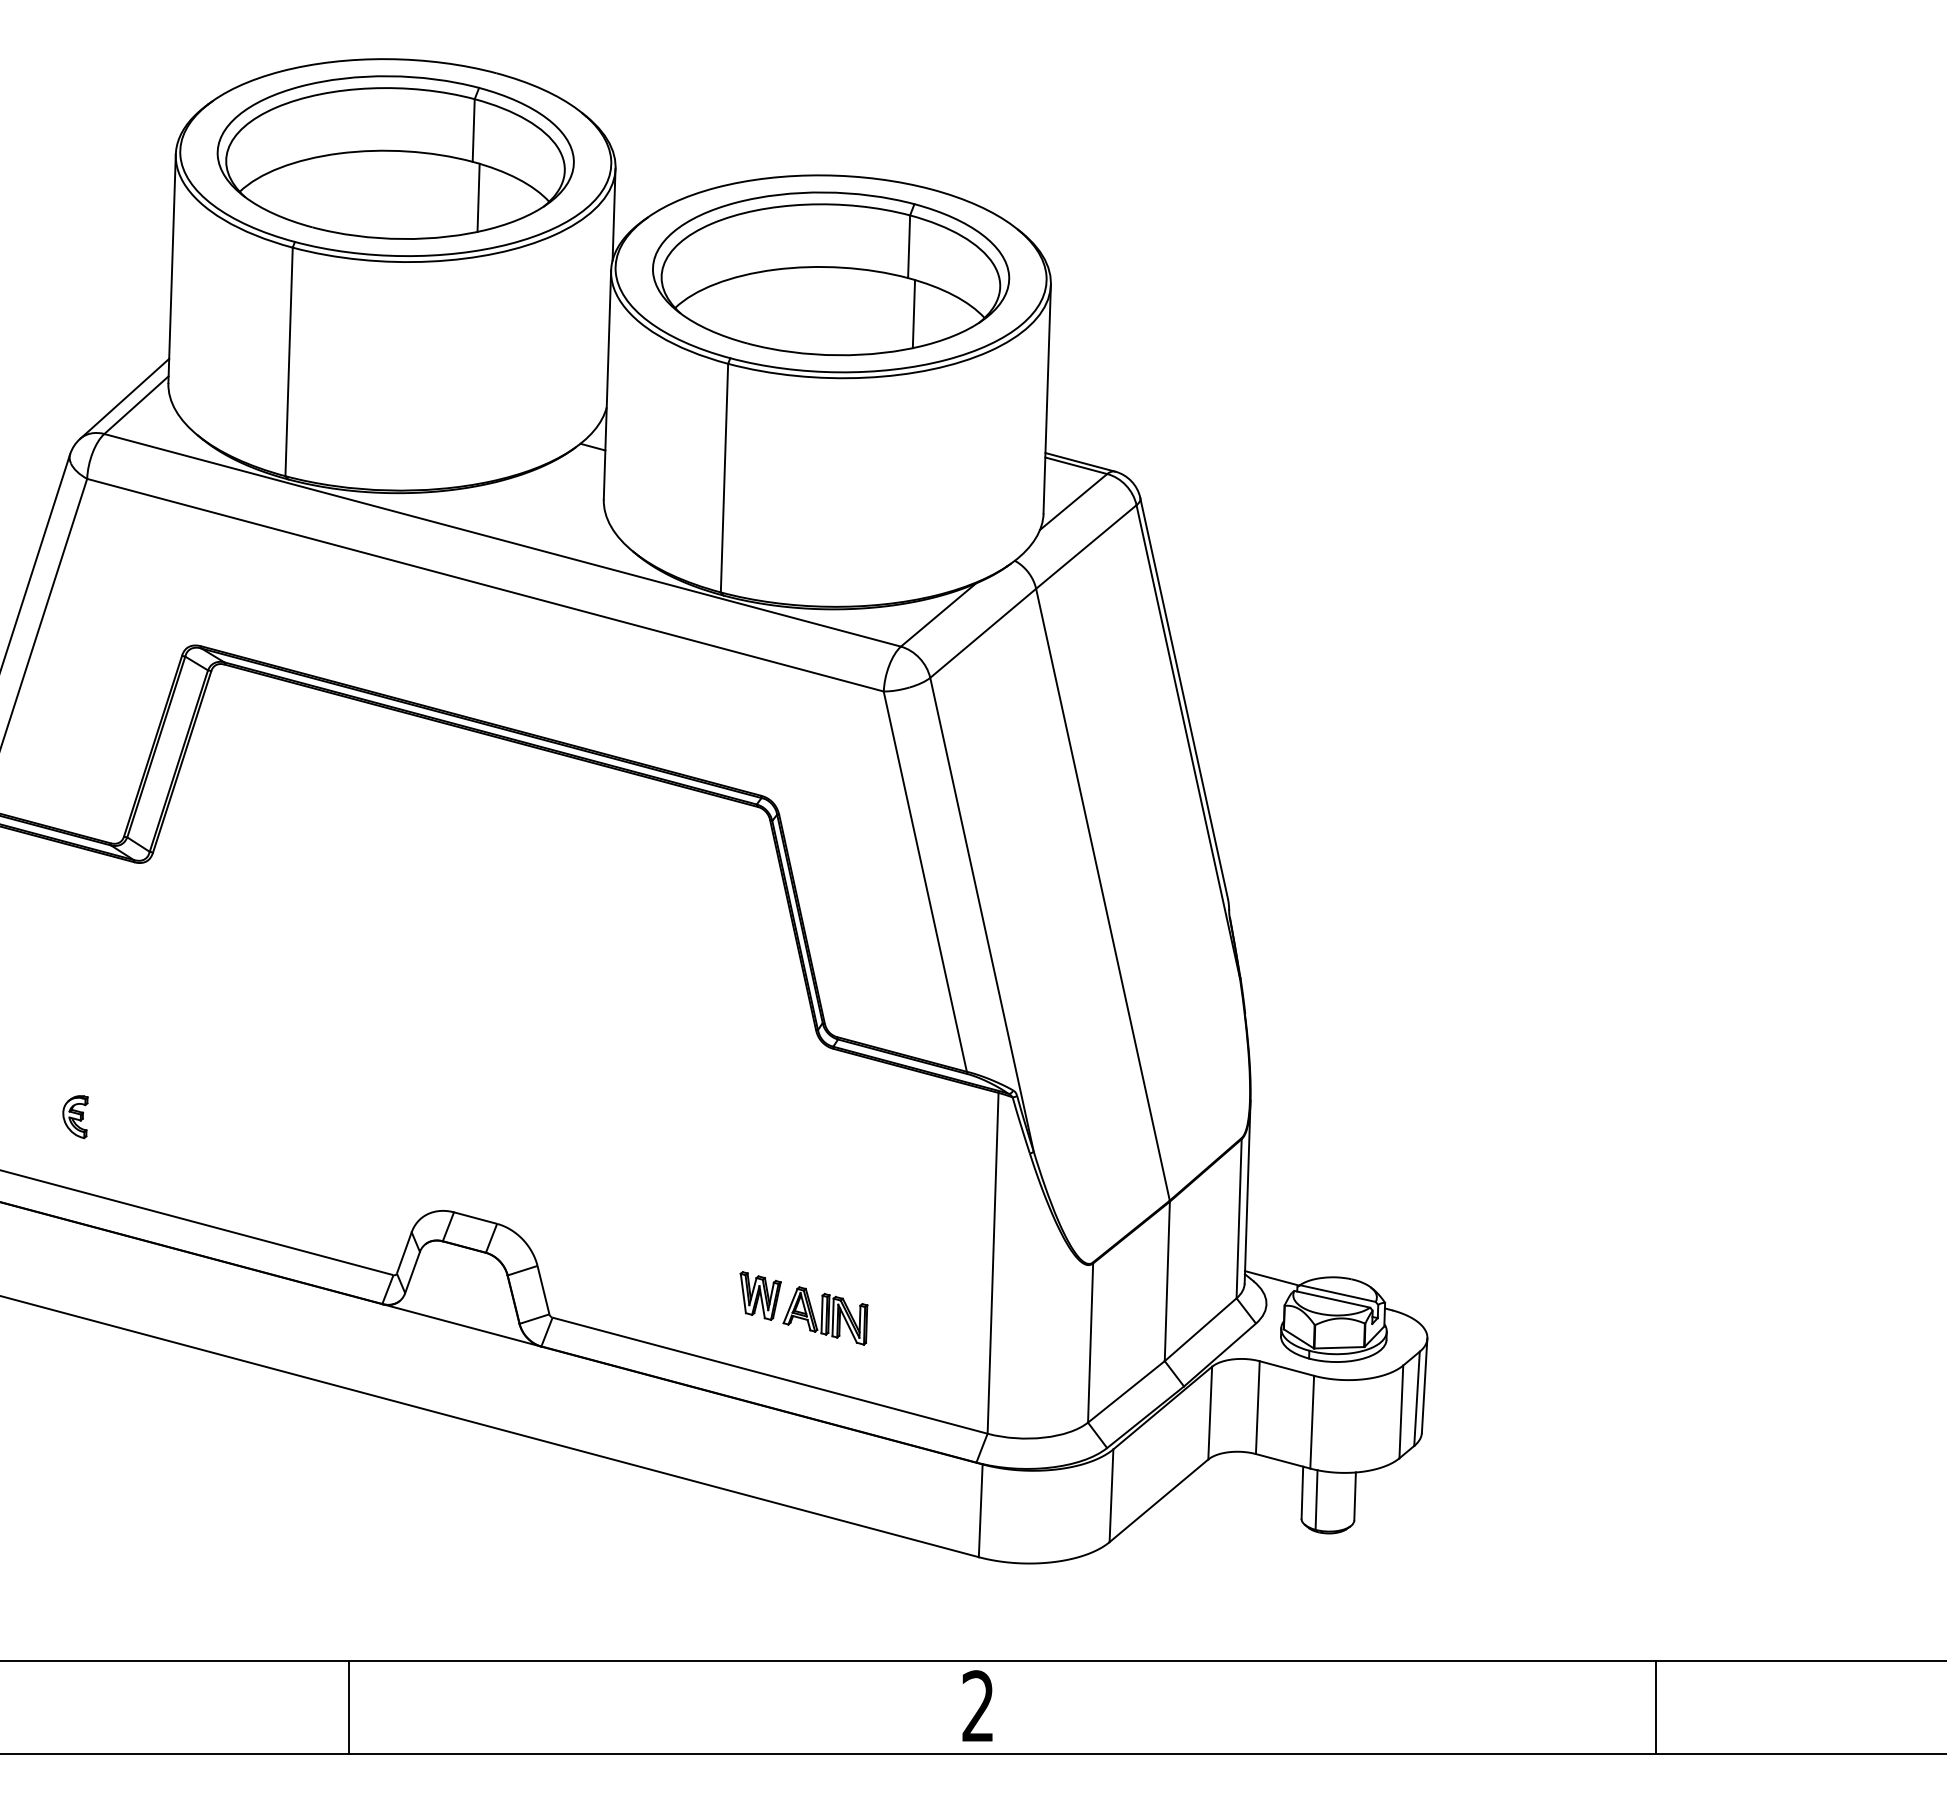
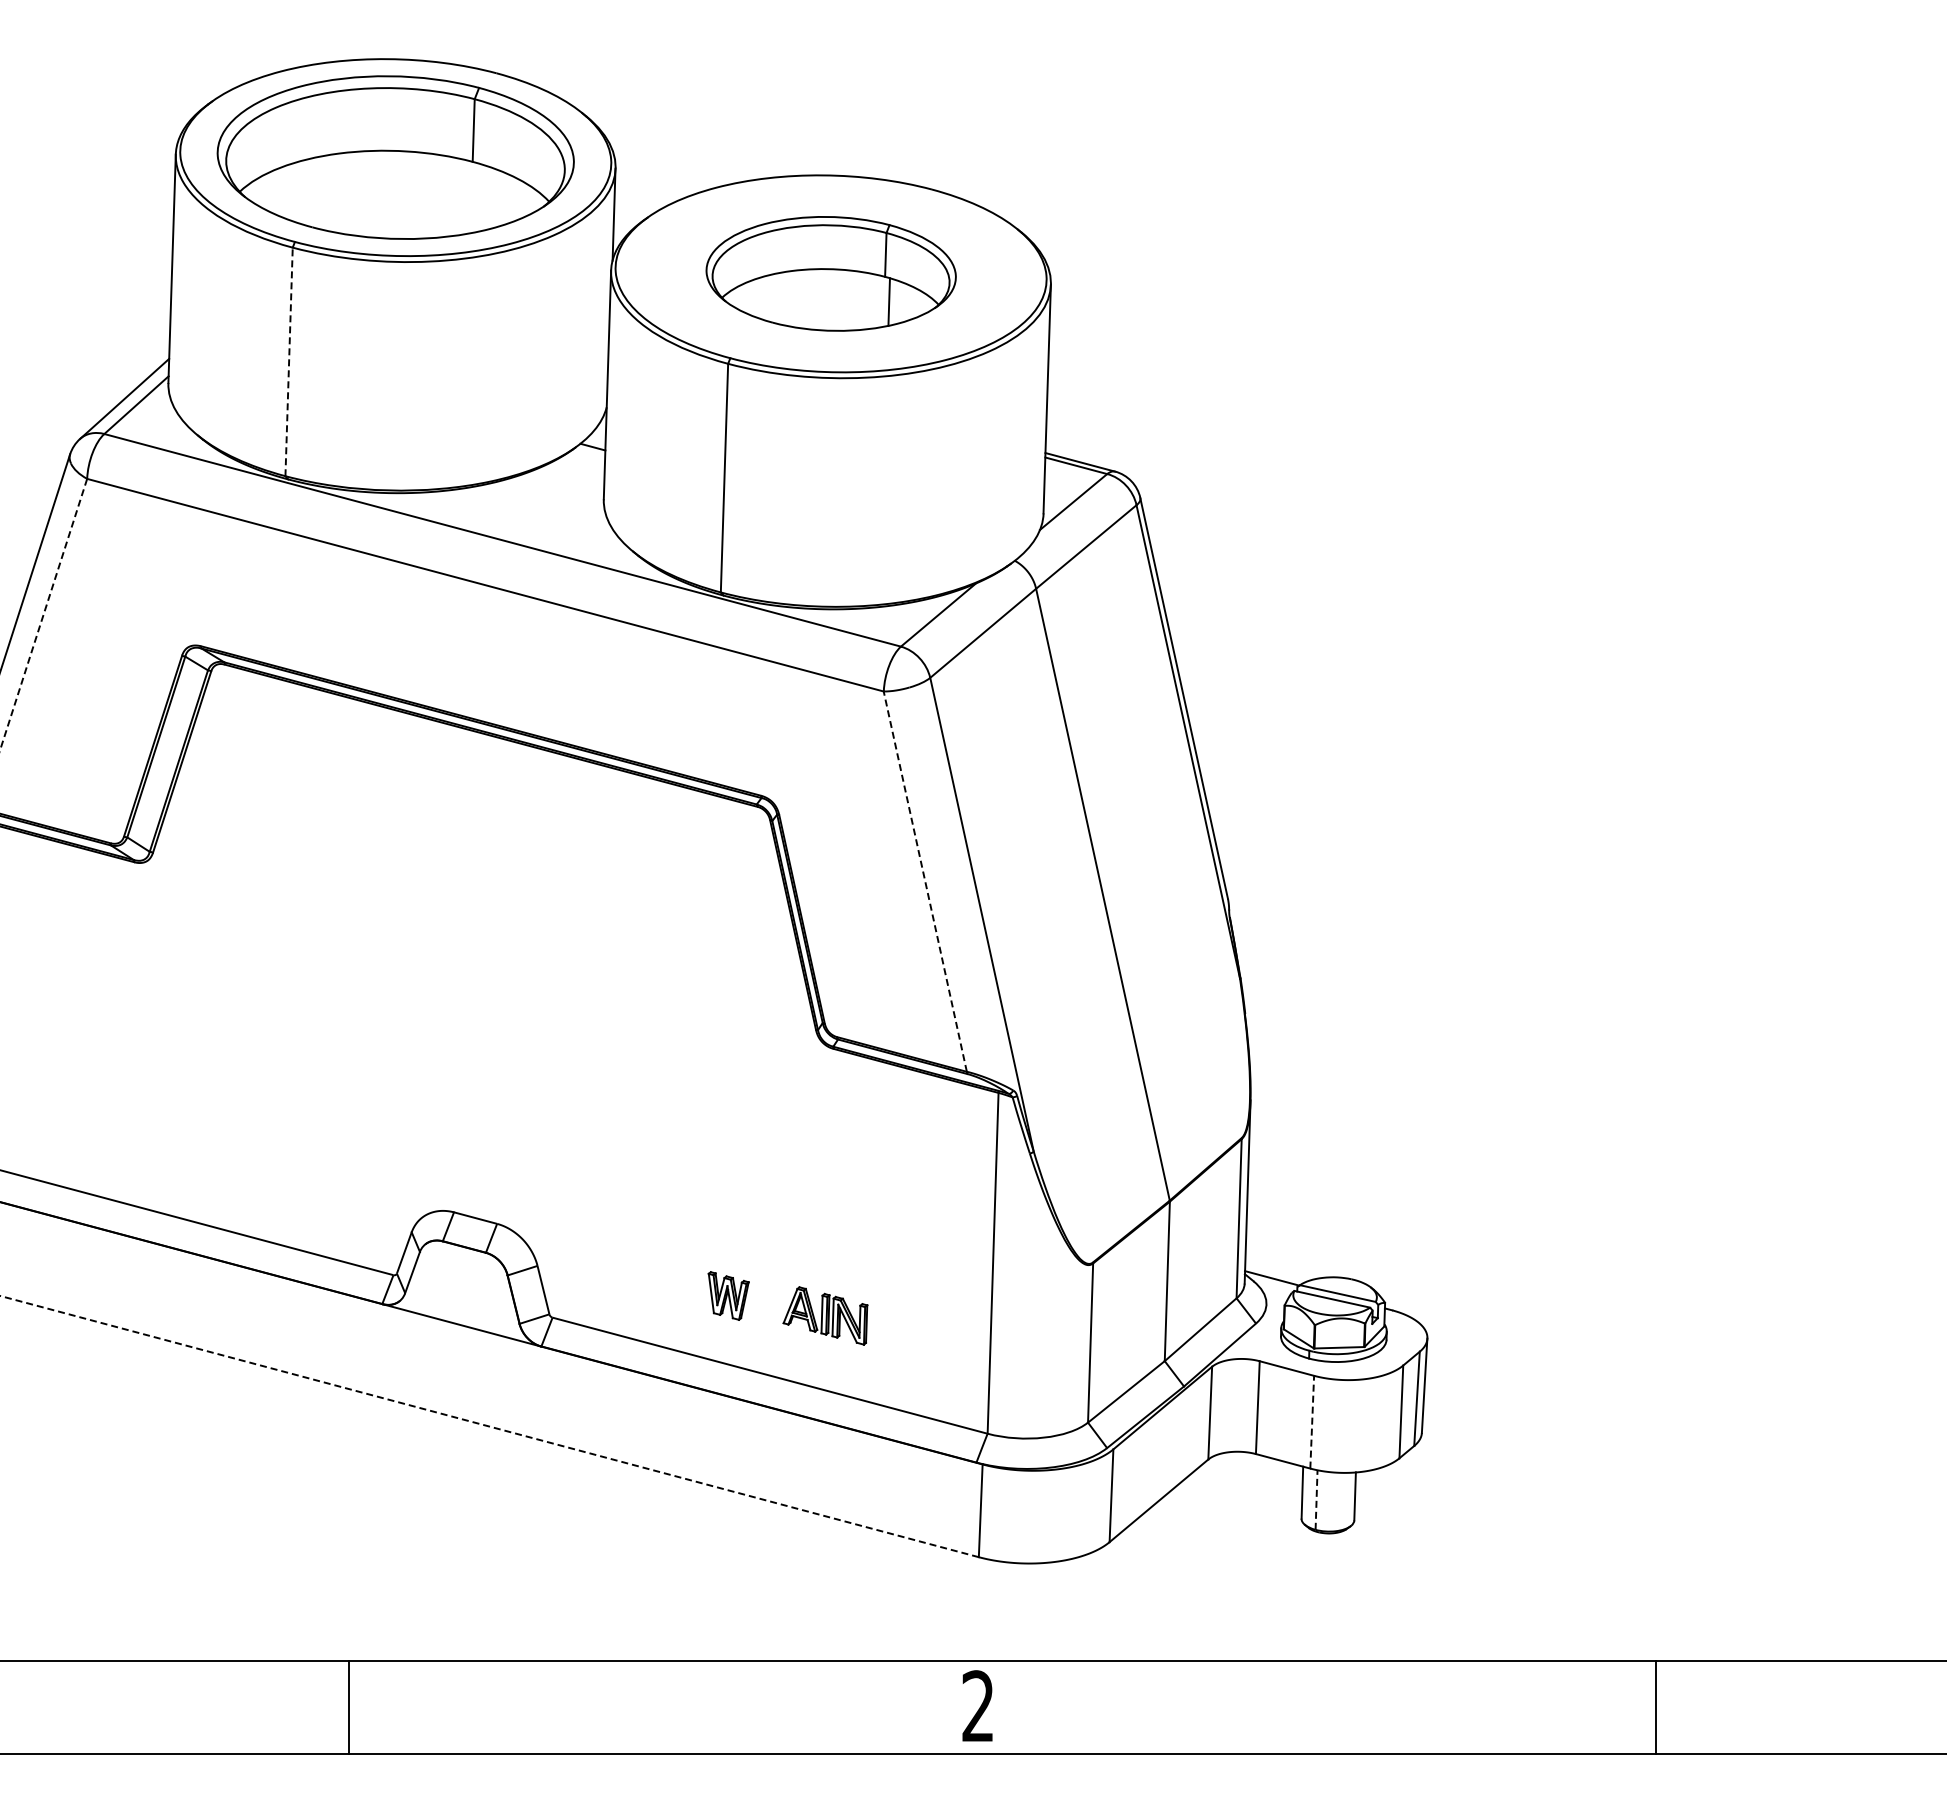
line: present -> none (478, 197)
part size: 359x166 px -> 252x116 px (830, 273)
line: solid -> dashed (289, 361)
line: solid -> dashed (43, 614)
line: solid -> dashed (925, 881)
part: present -> none (75, 1117)
part position: (760, 1295) -> (728, 1295) (728, 1295)
line: solid -> dashed (1312, 1421)
line: solid -> dashed (489, 1426)
line: solid -> dashed (1316, 1499)
